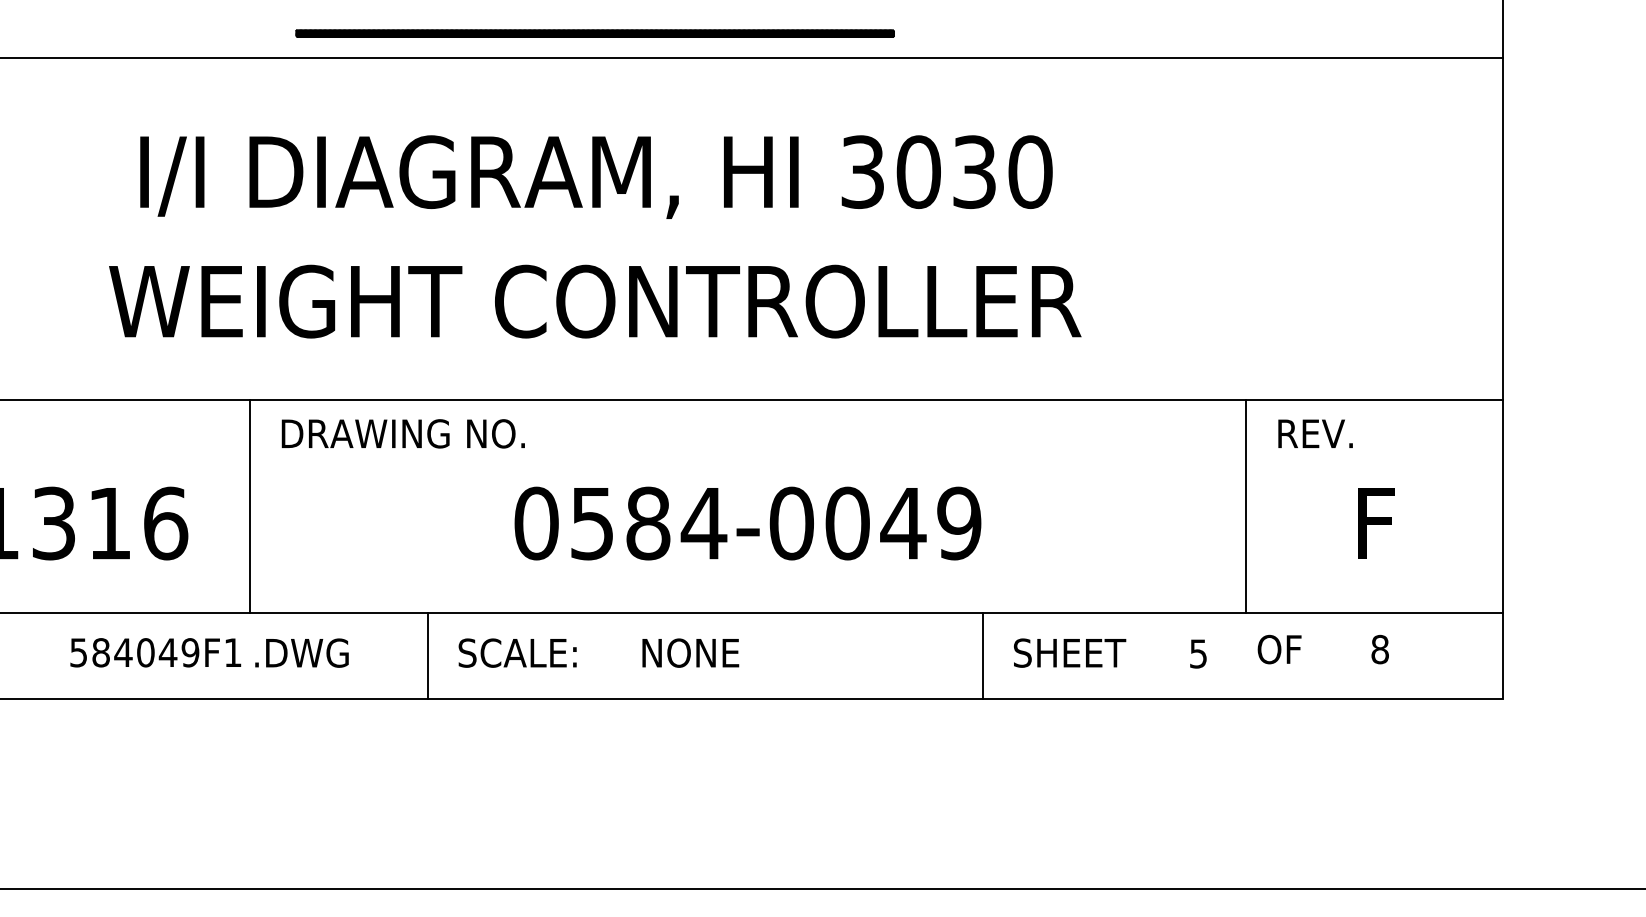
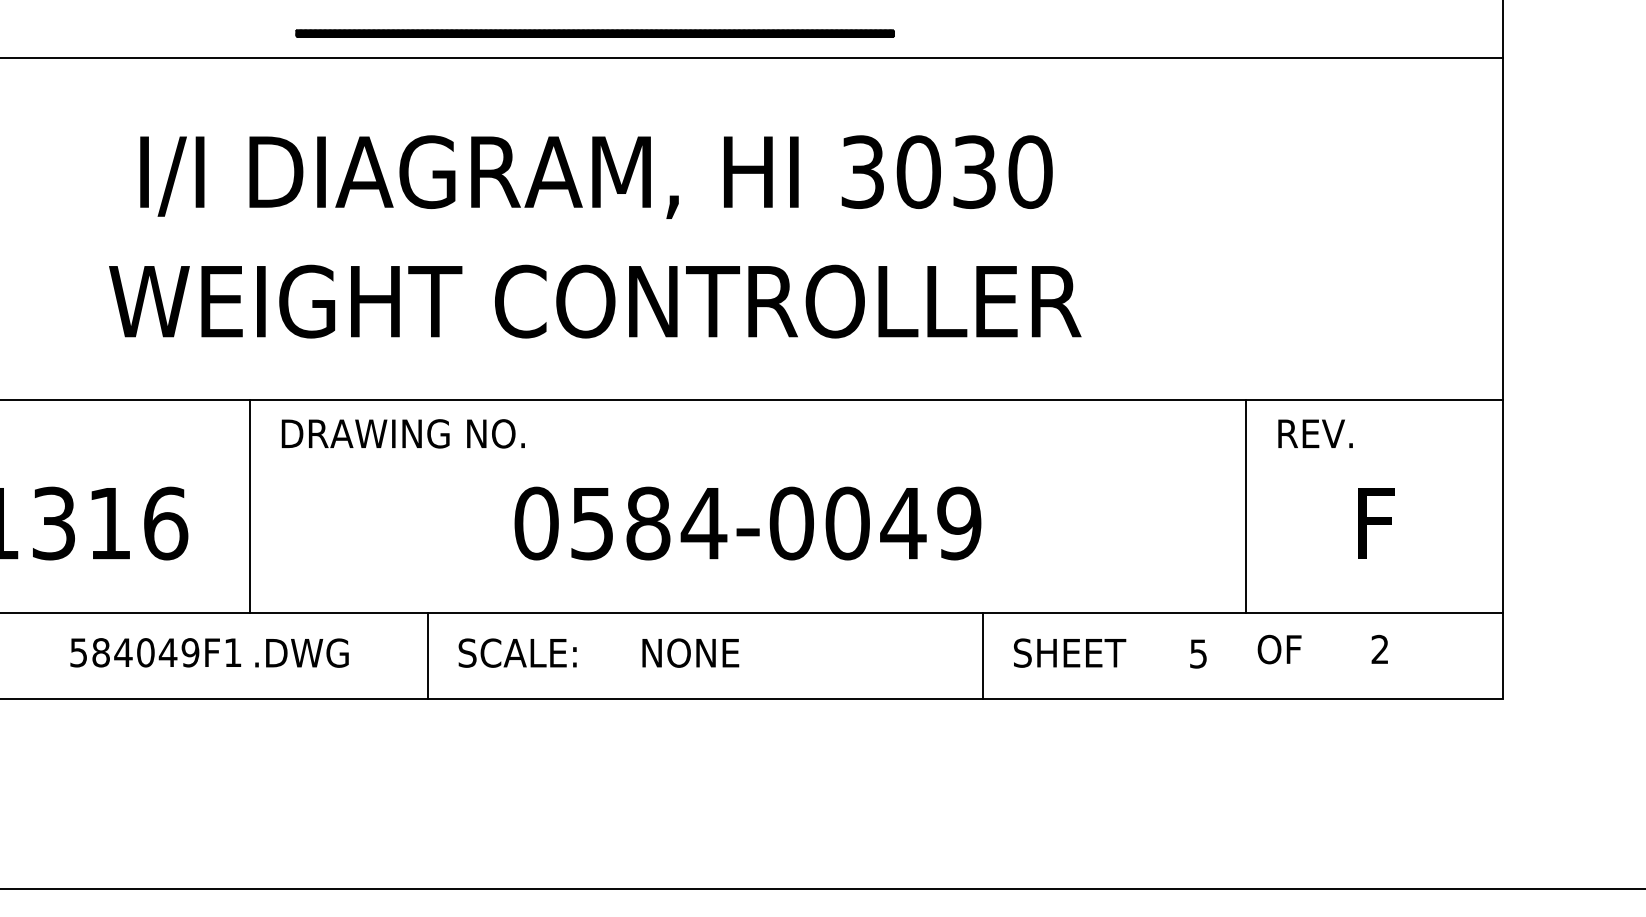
text: 8 -> 2 (1379, 649)
